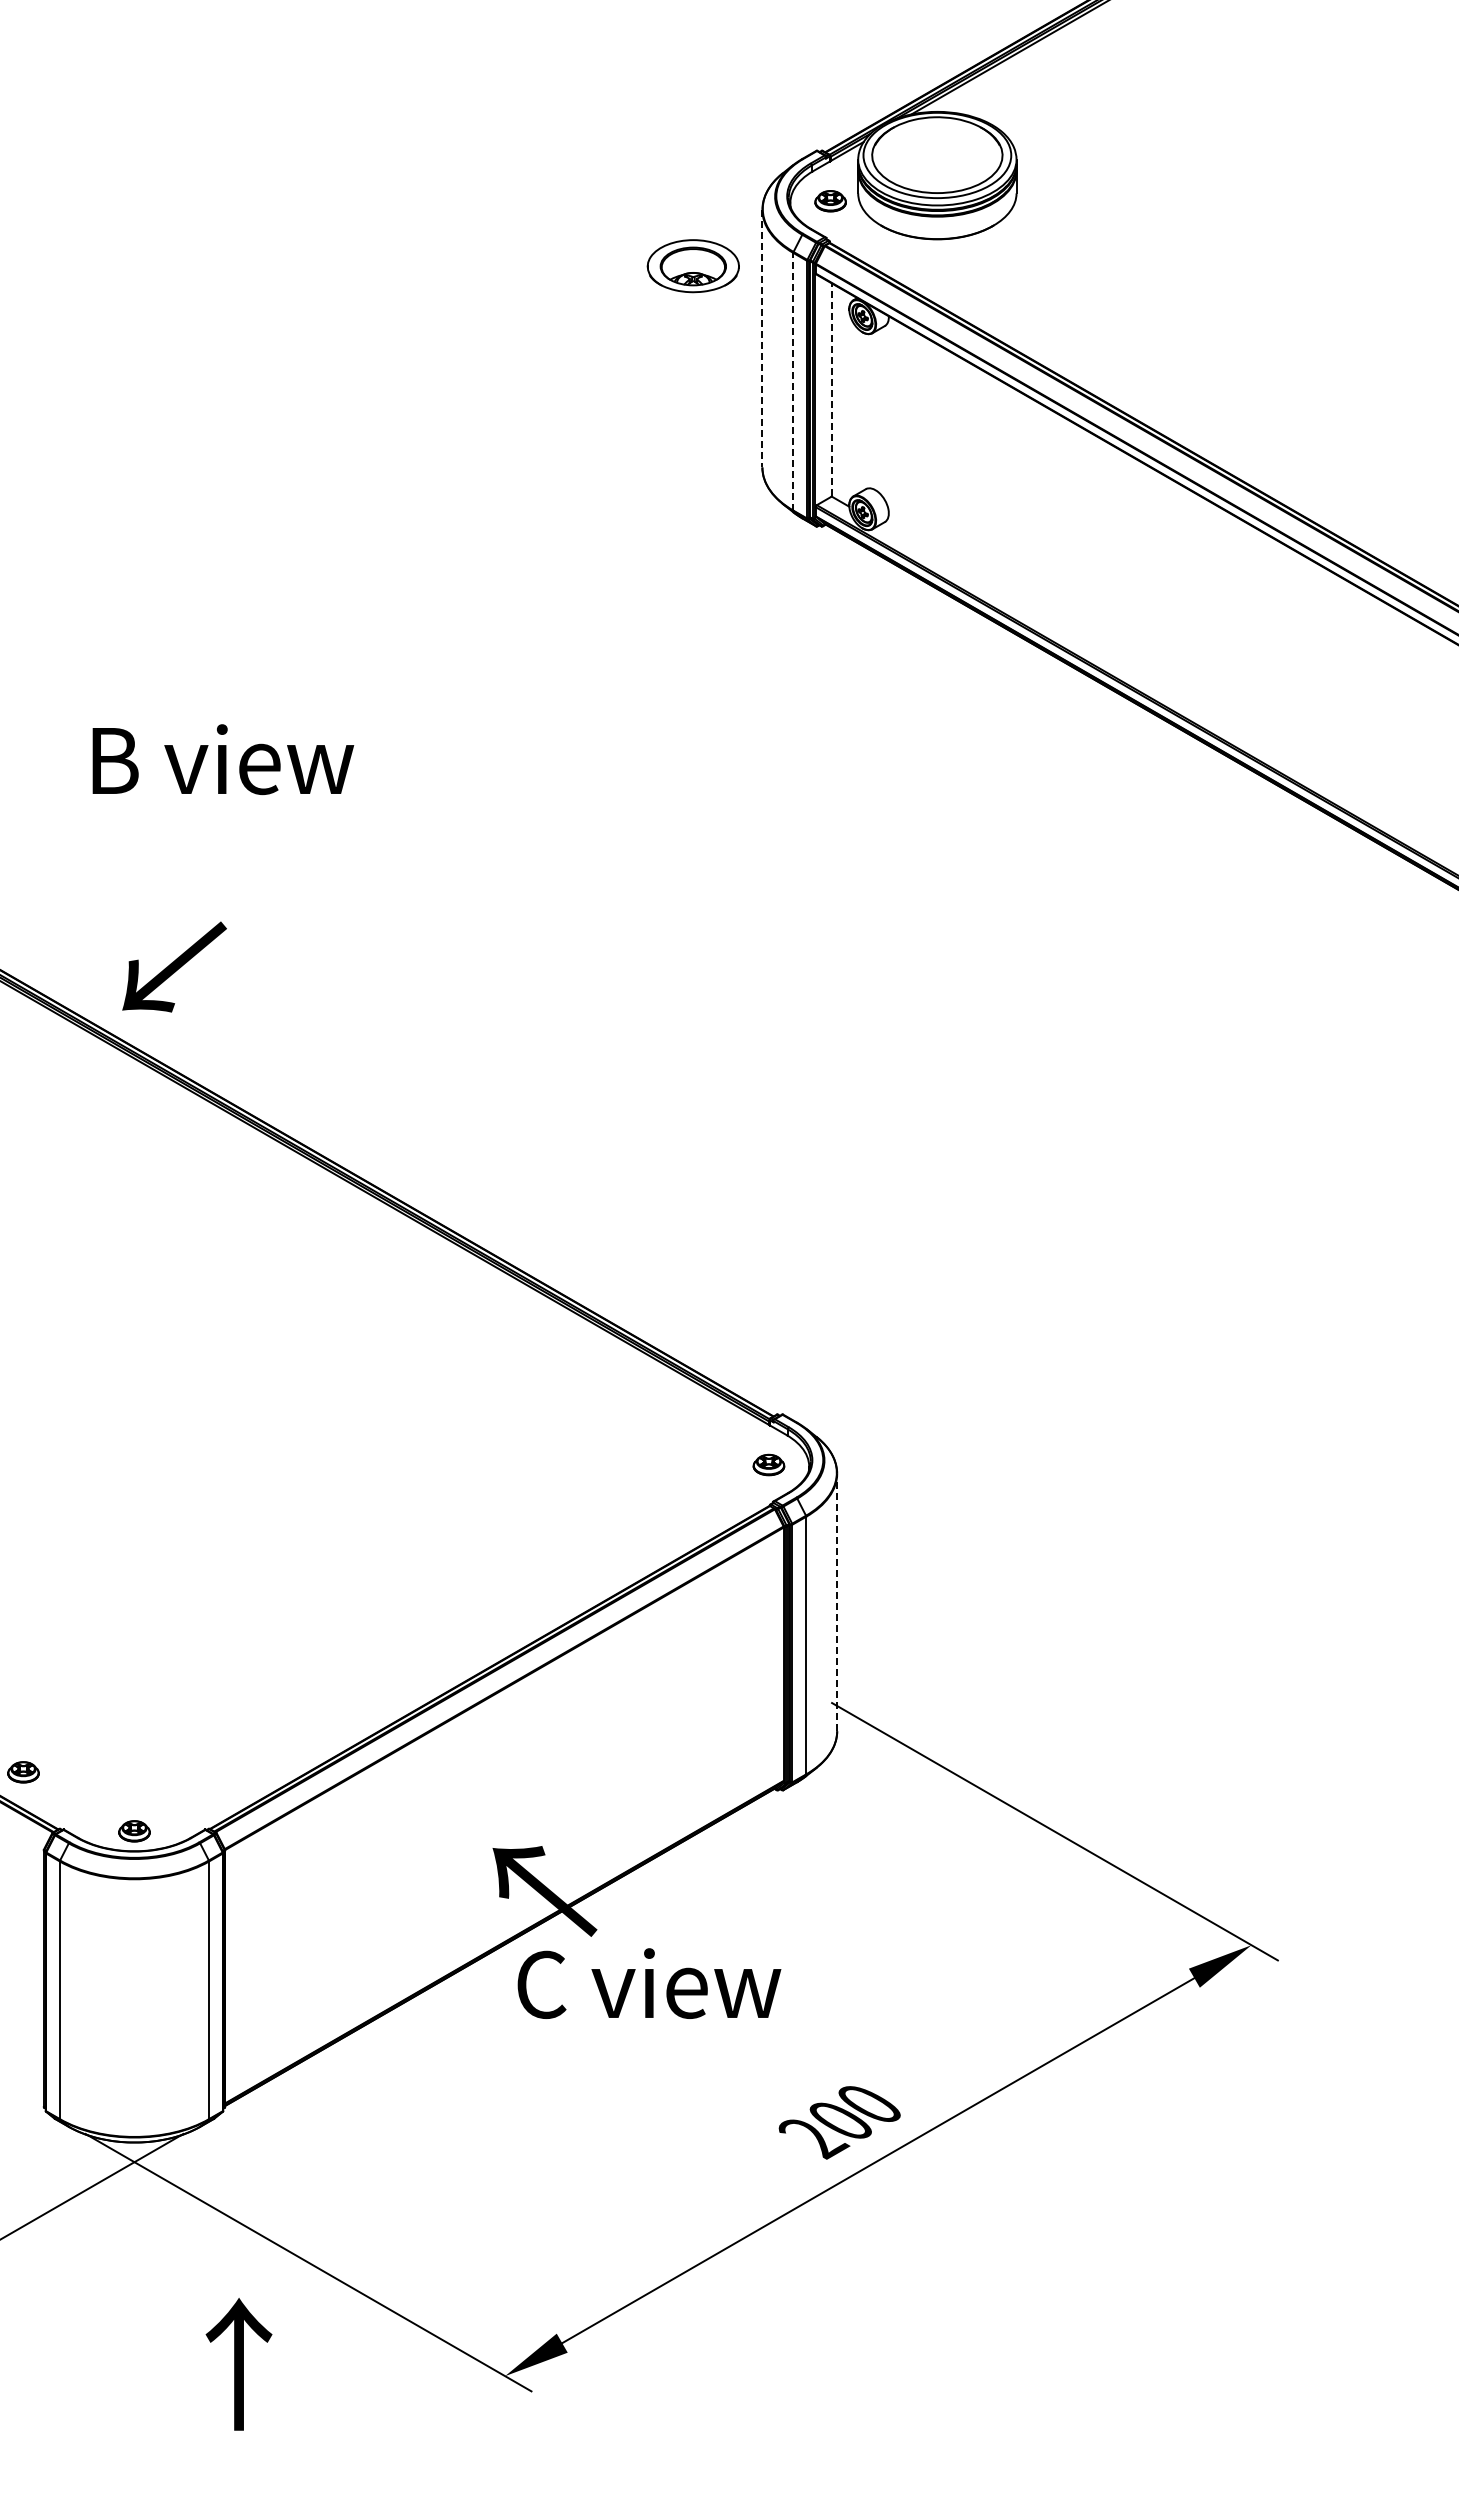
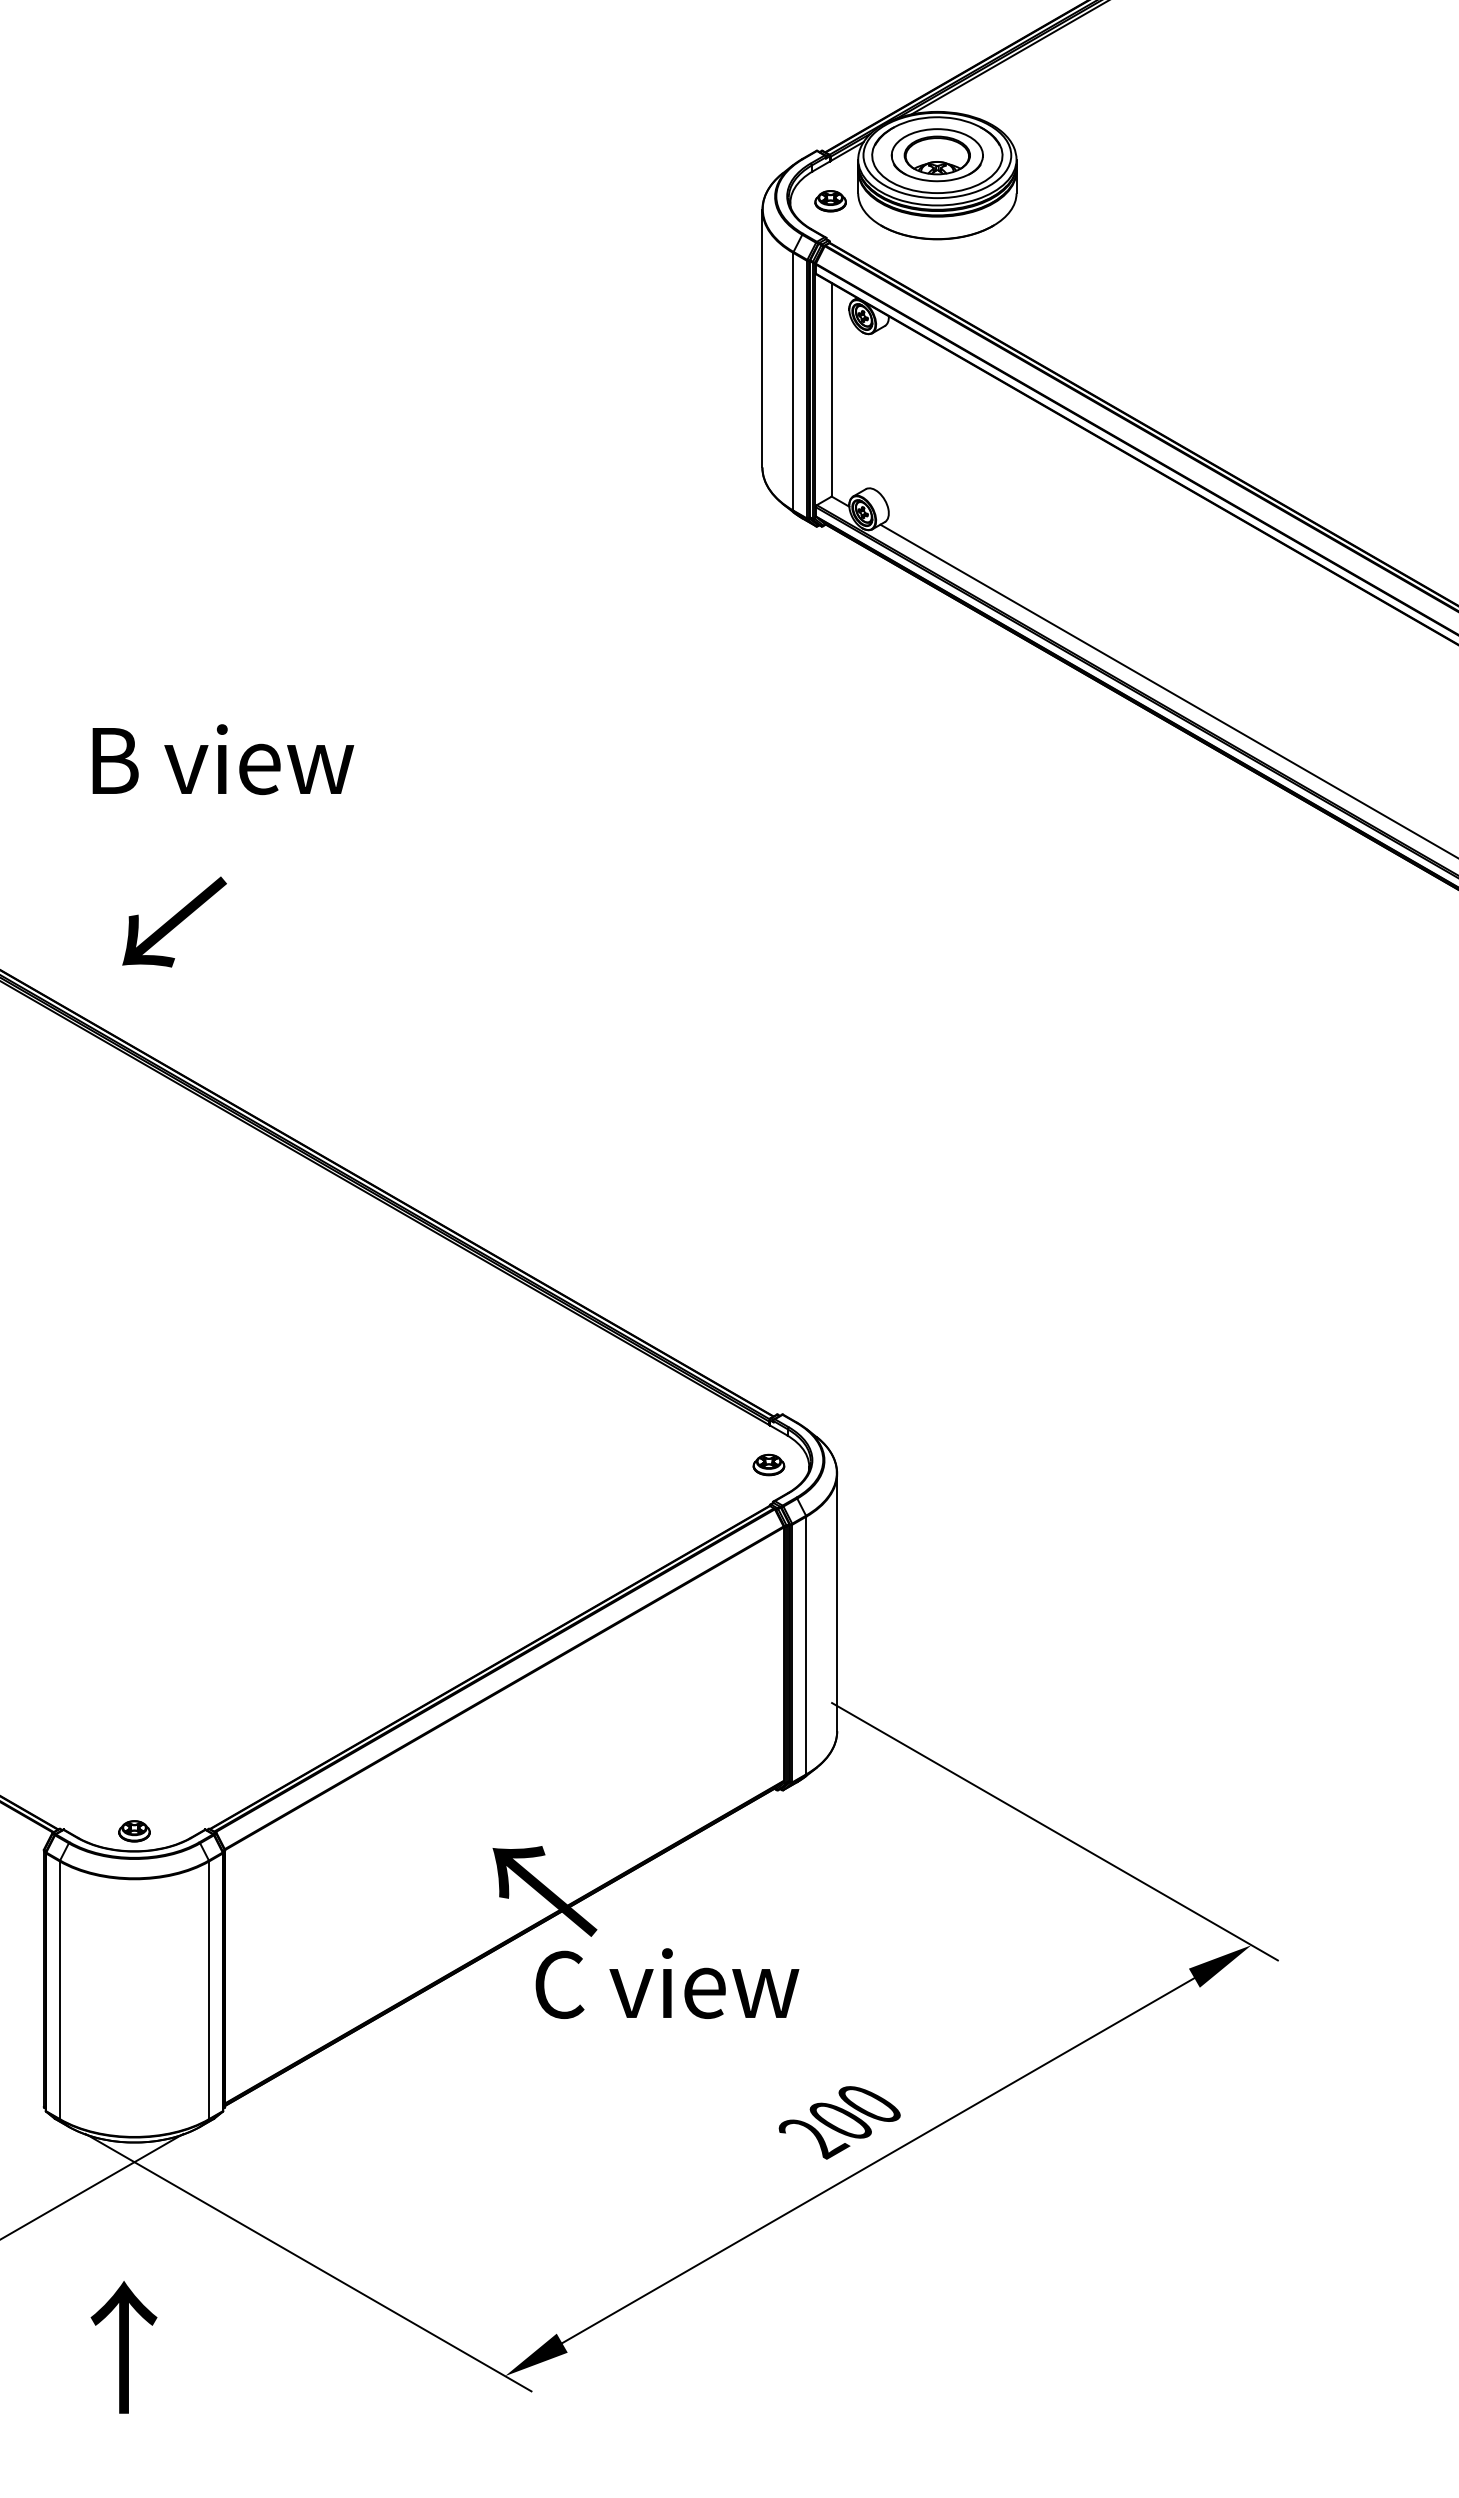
part position: (692, 266) -> (936, 155) (936, 155)
line: dashed -> solid (762, 338)
line: dashed -> solid (793, 381)
line: dashed -> solid (831, 389)
line: none -> present (1167, 690)
text position: (174, 966) -> (174, 921) (174, 921)
line: dashed -> solid (837, 1602)
part: present -> none (23, 1772)
text position: (649, 1983) -> (667, 1983) (667, 1983)
text position: (238, 2364) -> (123, 2347) (123, 2347)
